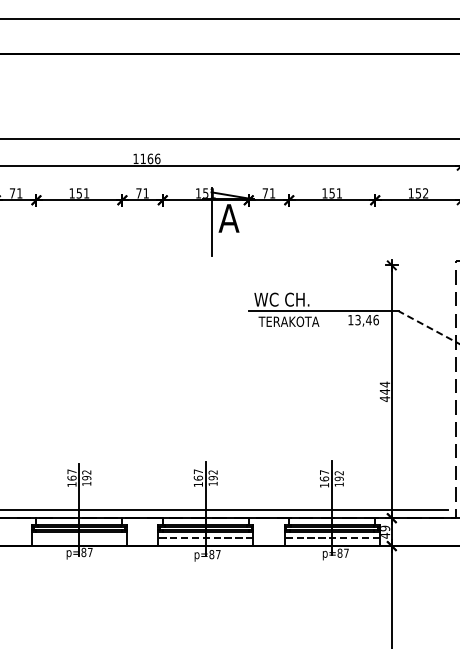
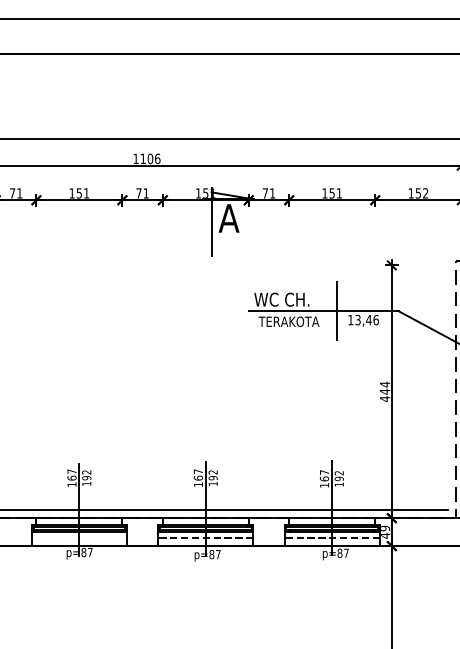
text: 1166 -> 1106 (150, 158)
line: none -> present (337, 311)
line: dashed -> solid (428, 327)
